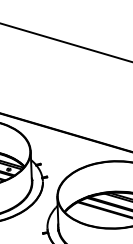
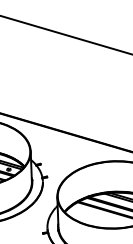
line position: (65, 42) -> (65, 34) (65, 34)
